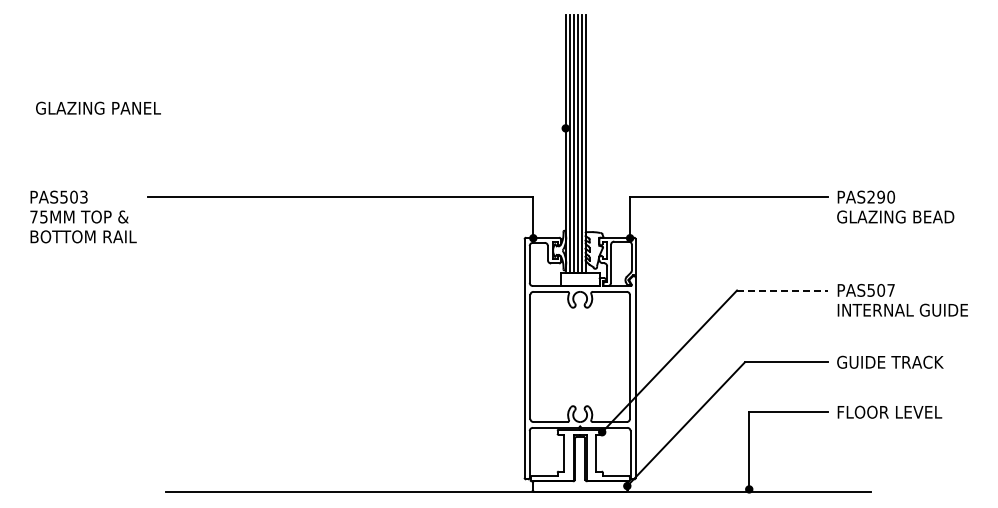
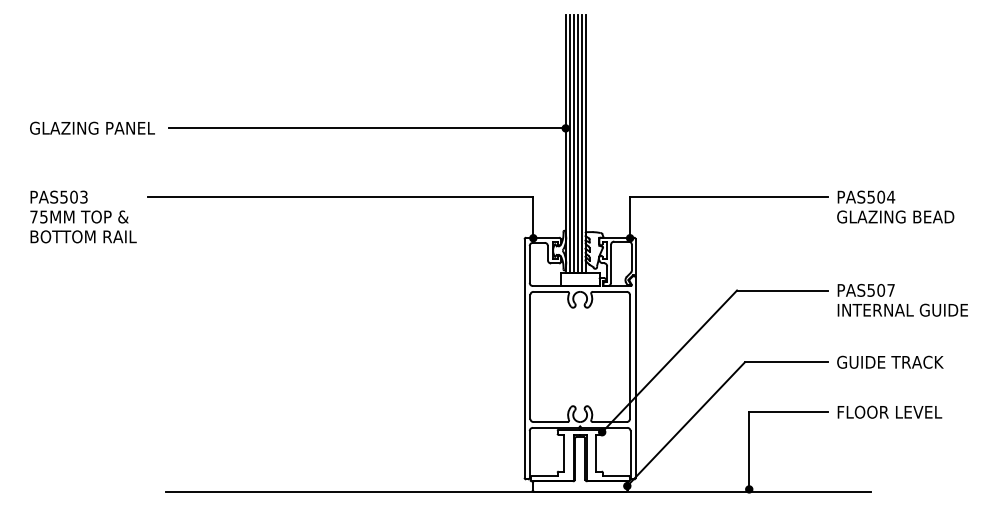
text position: (98, 107) -> (92, 127) (92, 127)
line: none -> present (366, 128)
text: PAS290 -> PAS504 (881, 196)
line: dashed -> solid (782, 290)
